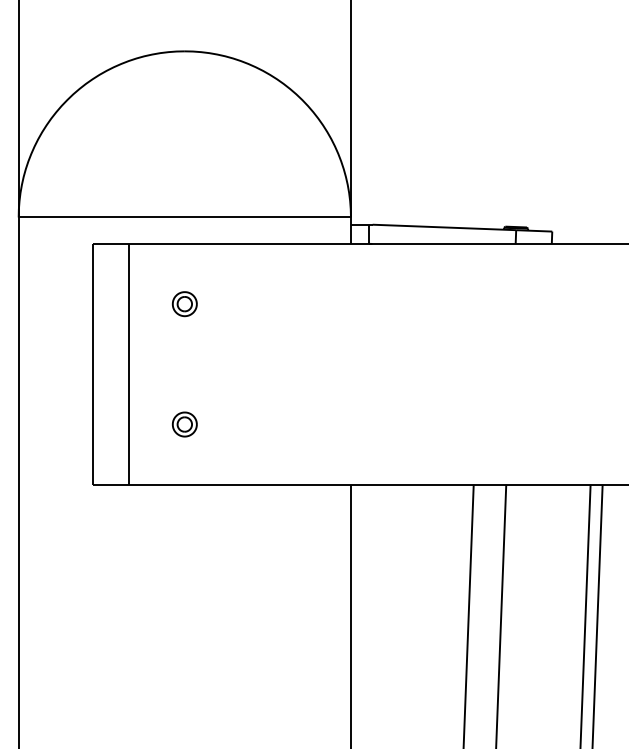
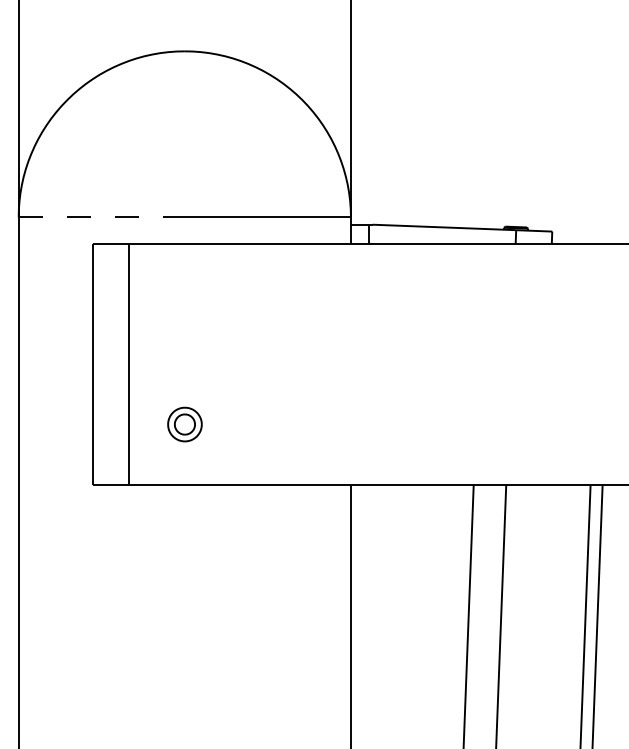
line: solid -> dashed (102, 217)
part: present -> none (184, 304)
part size: 27x27 px -> 36x37 px (184, 424)
